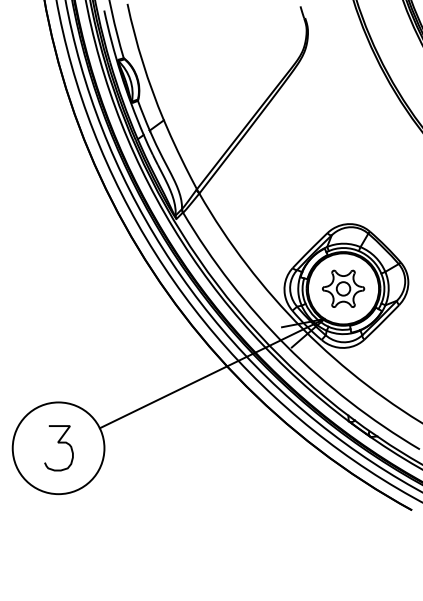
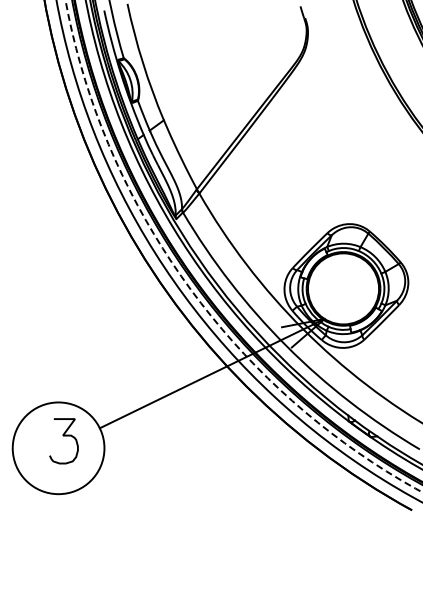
arc: solid -> dashed (188, 285)
part: present -> none (343, 288)
curve position: (58, 443) -> (63, 436) (63, 436)
